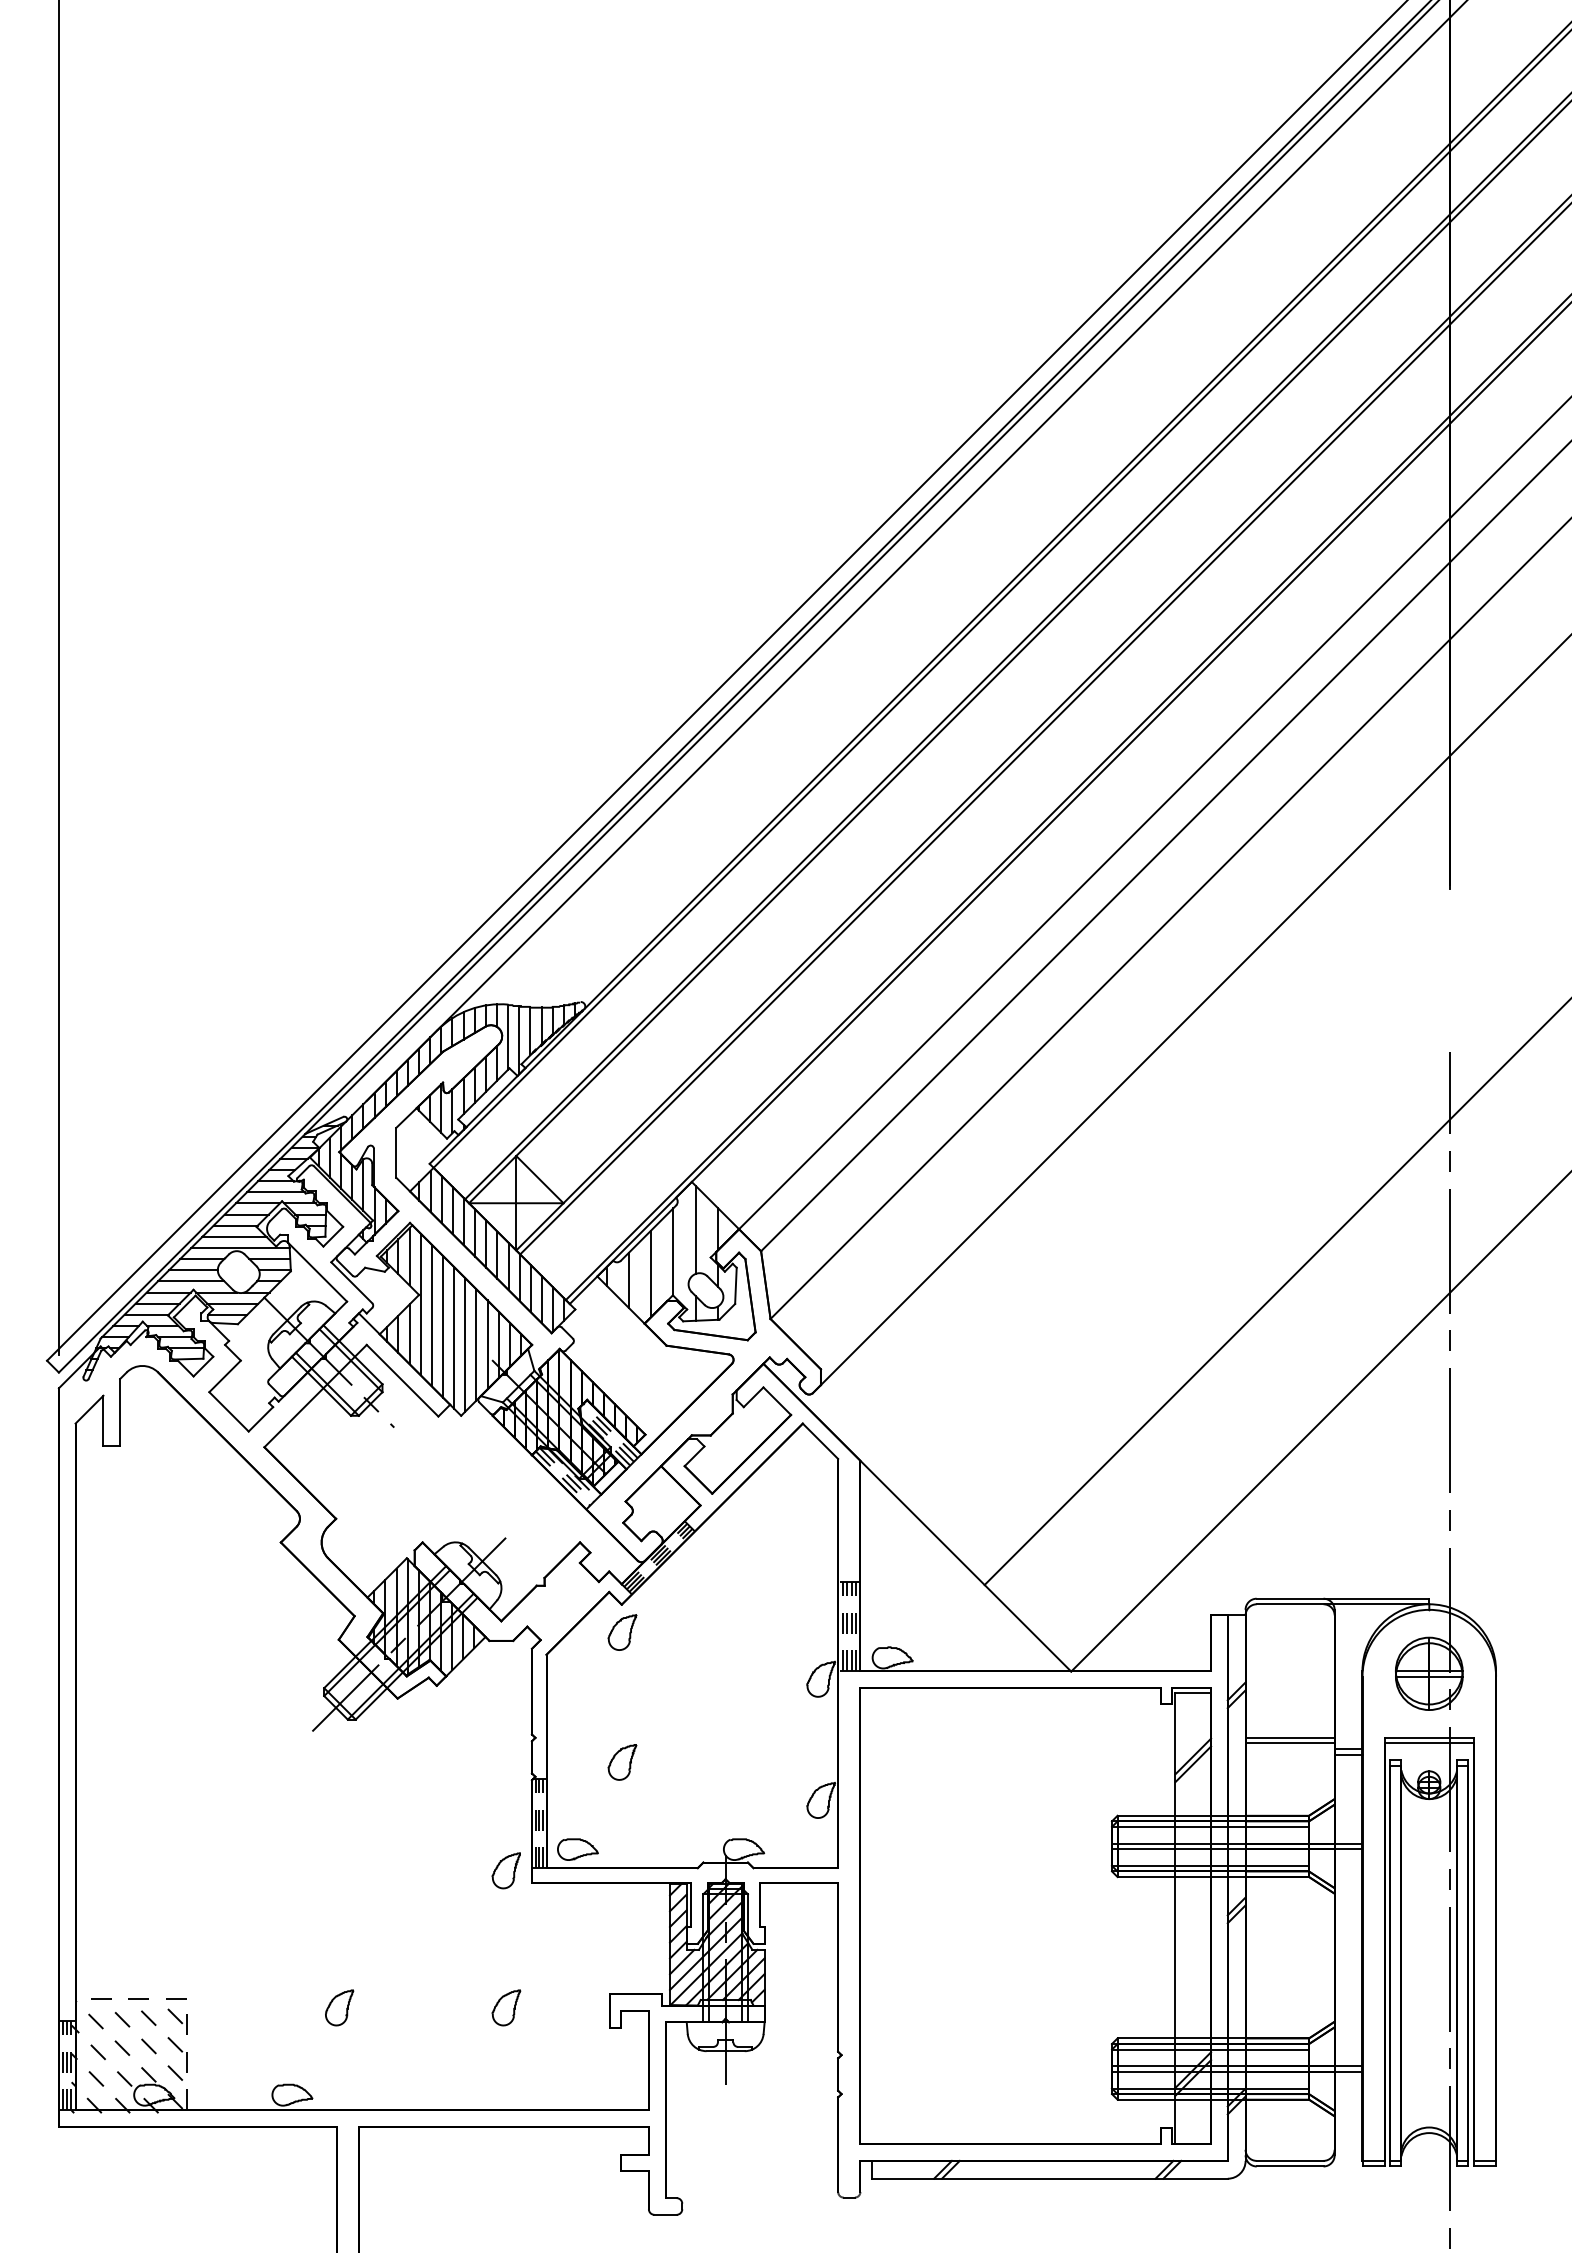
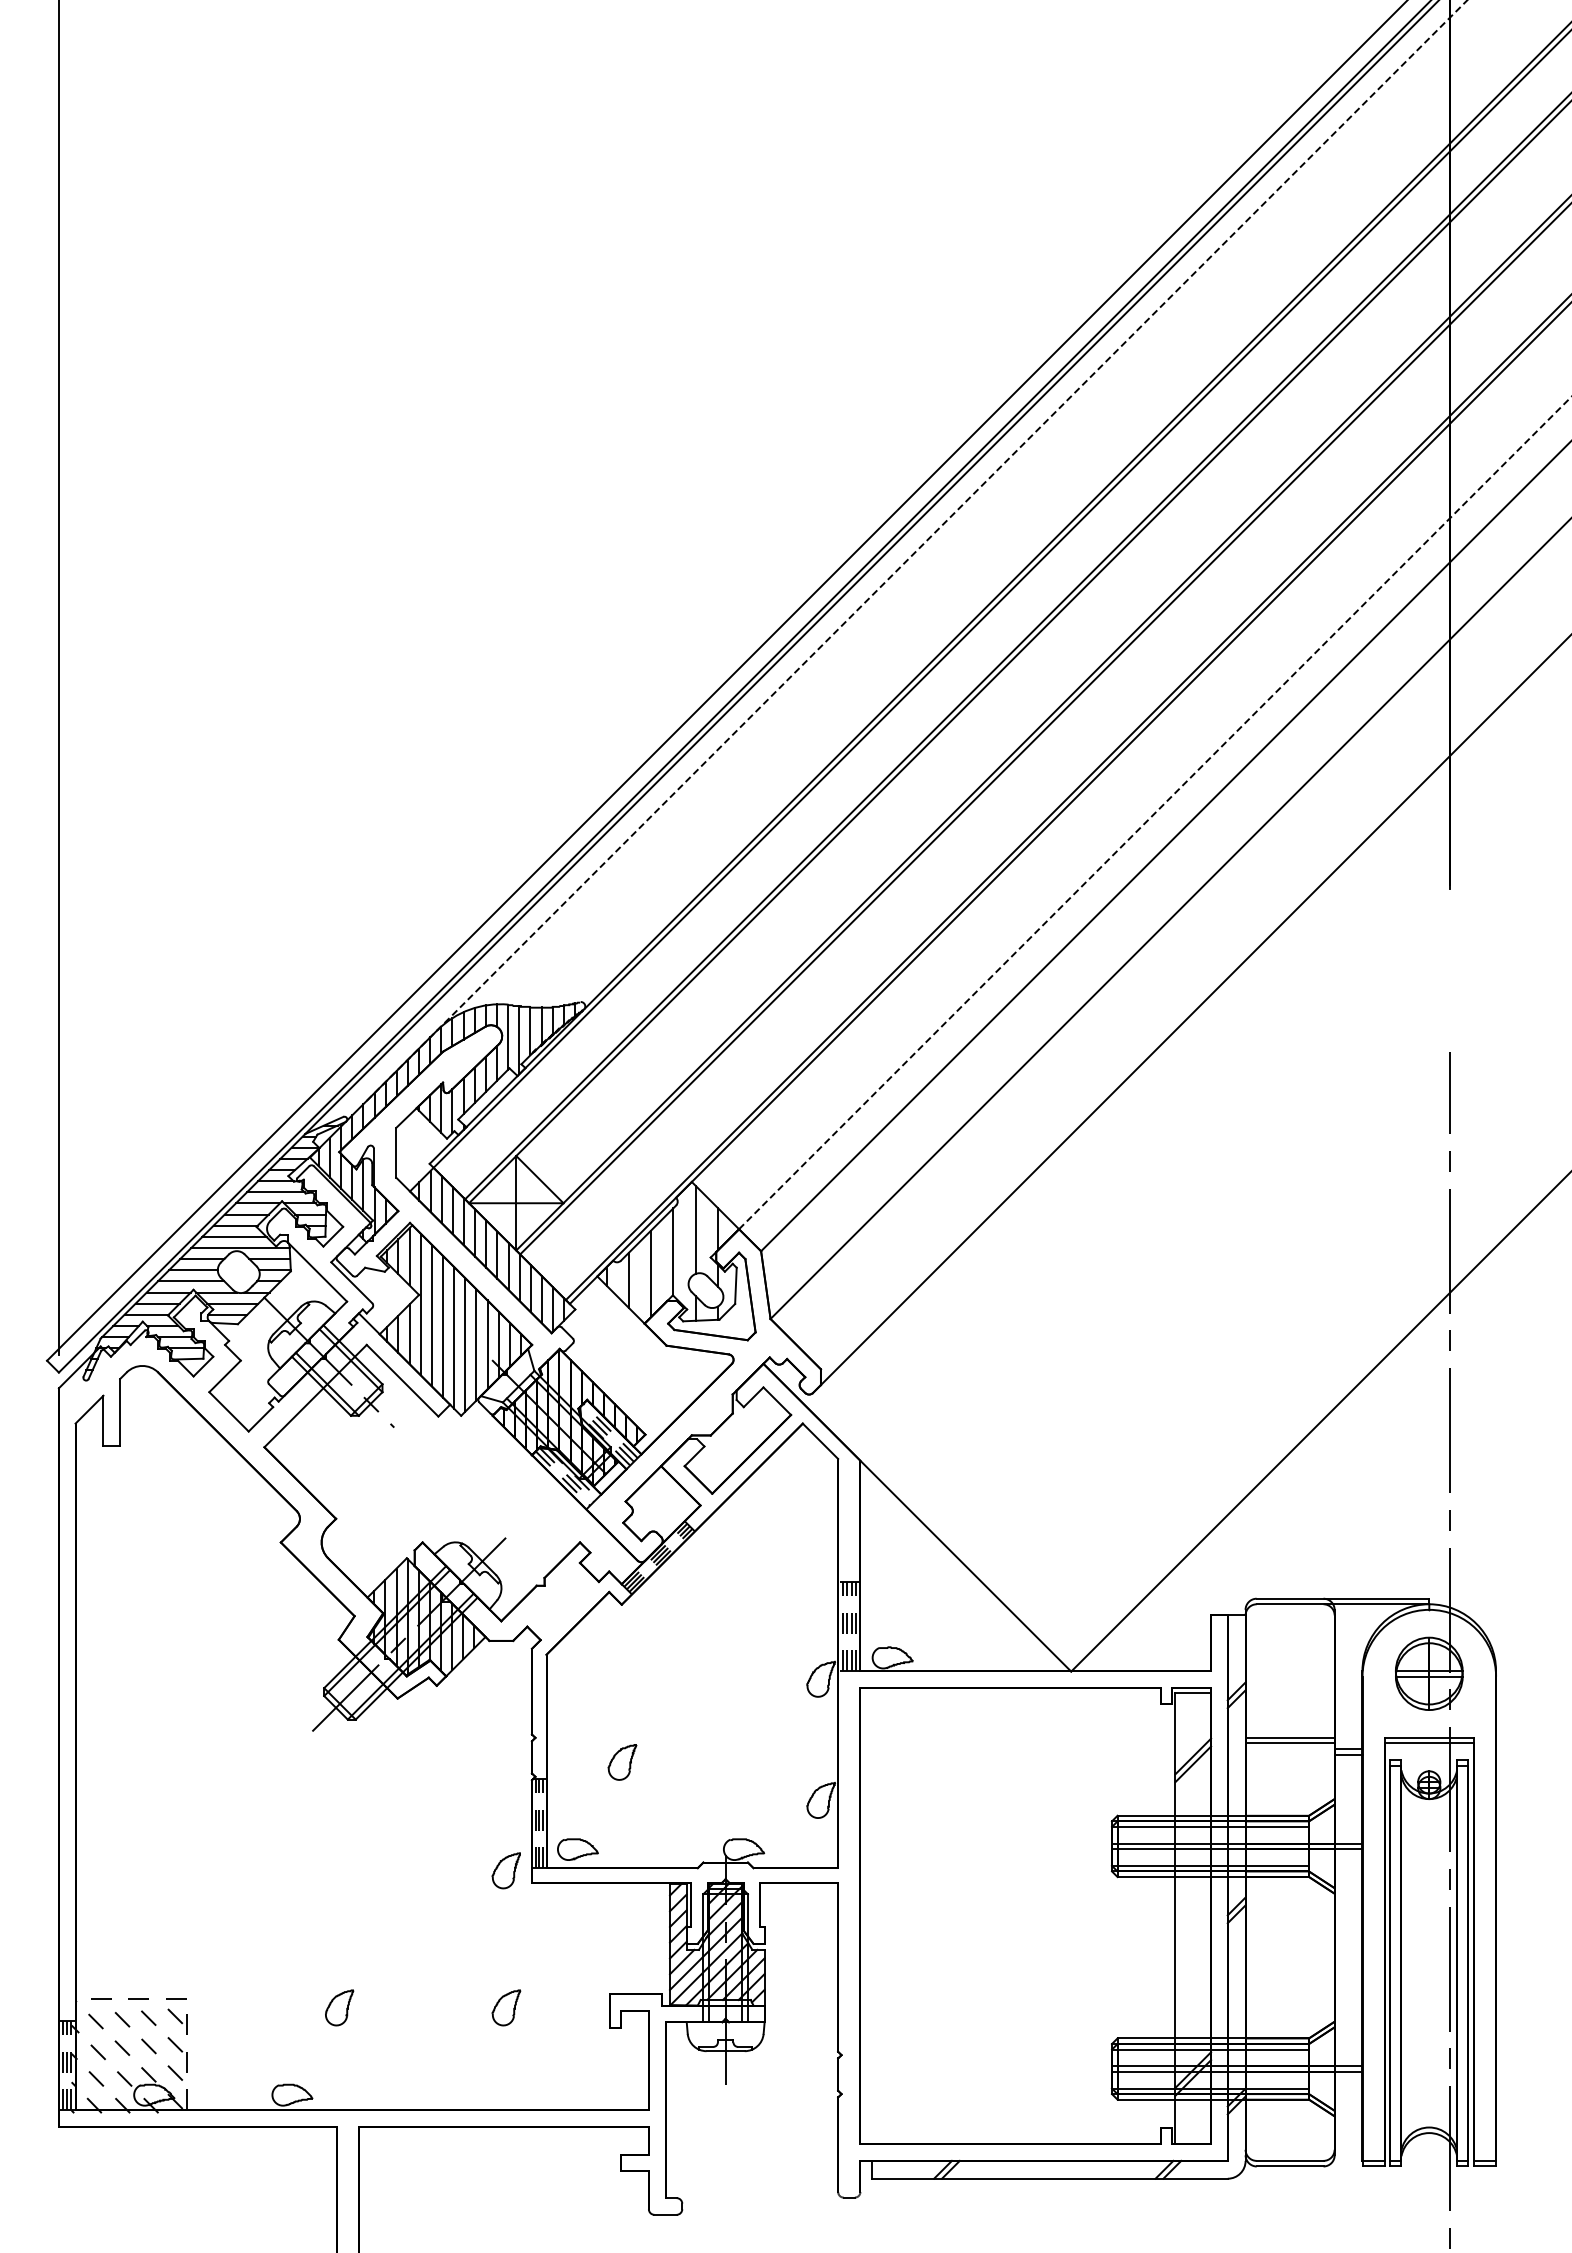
line: solid -> dashed (917, 550)
line: solid -> dashed (1155, 812)
line: present -> none (1276, 1292)
part: present -> none (622, 1632)
